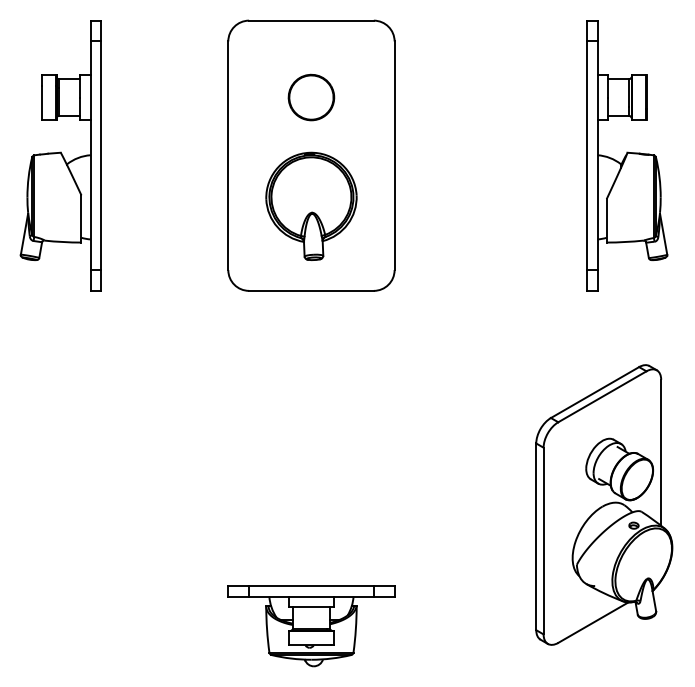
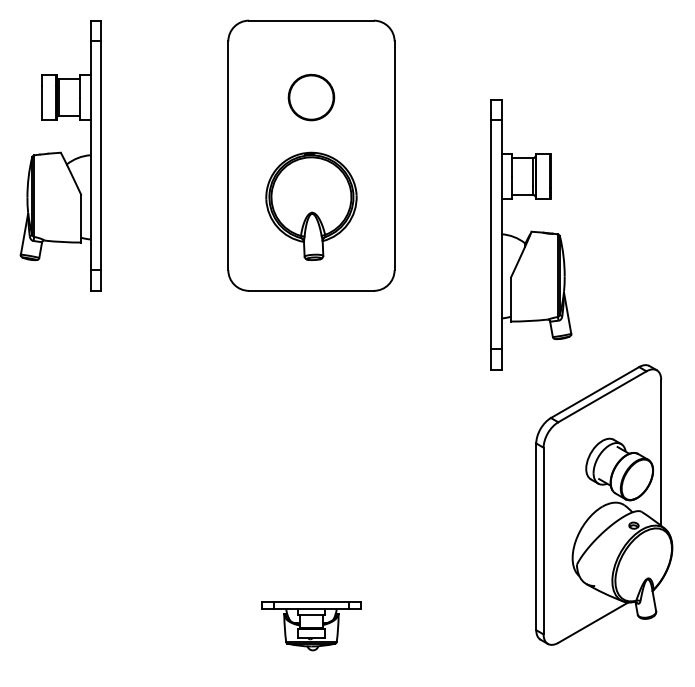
part position: (627, 155) -> (531, 234) (531, 234)
part size: 169x83 px -> 101x51 px (311, 626)
